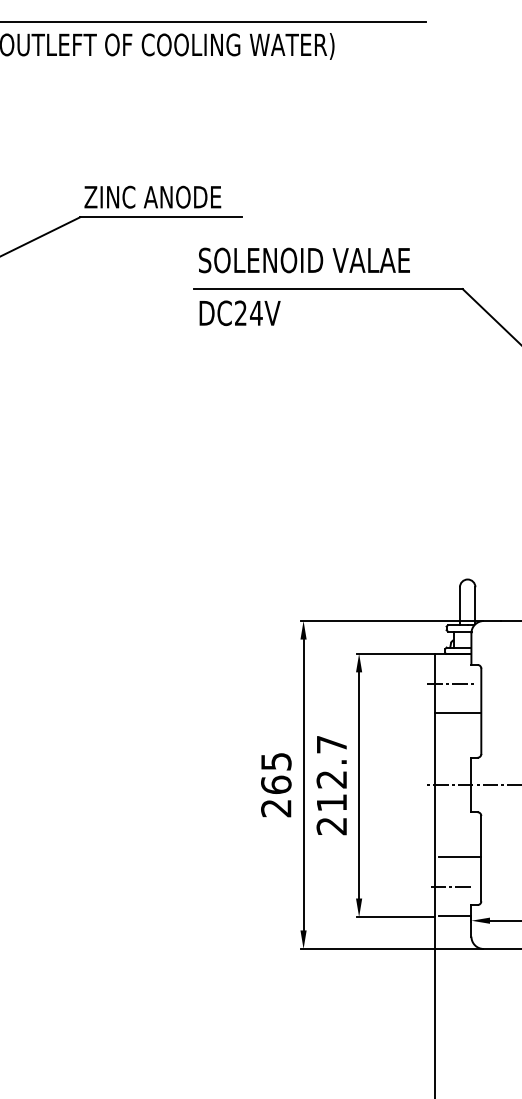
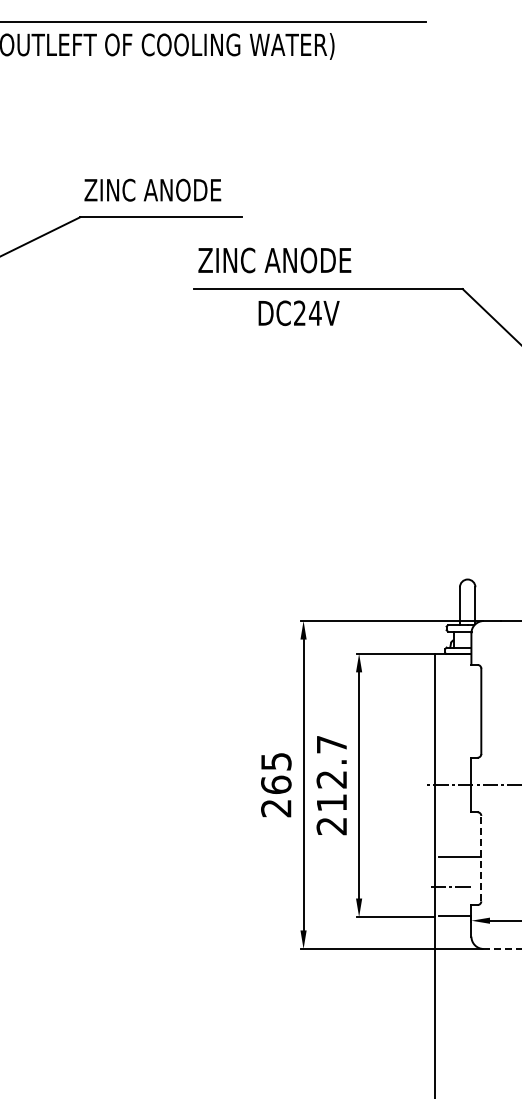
text position: (152, 196) -> (152, 189) (152, 189)
text: SOLENOID VALAE -> ZINC ANODE (303, 260)
text position: (239, 312) -> (298, 312) (298, 312)
line: present -> none (450, 683)
line: present -> none (457, 713)
line: solid -> dashed (481, 858)
line: solid -> dashed (502, 949)
